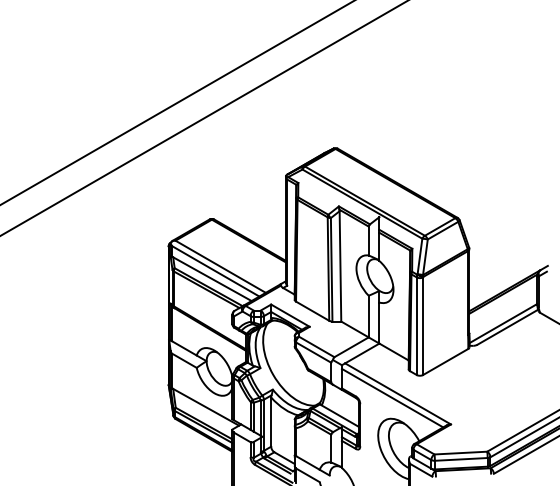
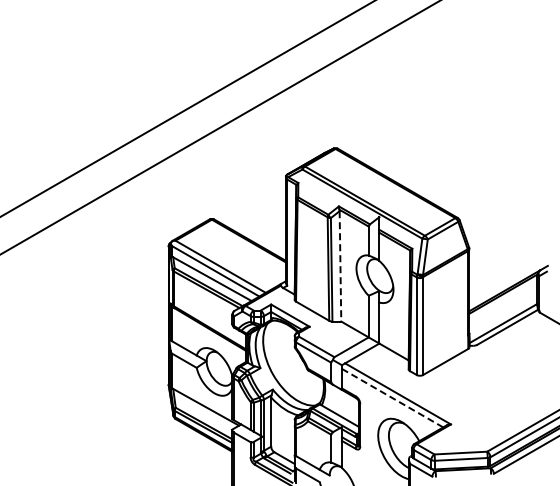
line position: (176, 102) -> (187, 109) (187, 109)
line position: (203, 118) -> (219, 127) (219, 127)
line: solid -> dashed (340, 266)
line: solid -> dashed (393, 398)
